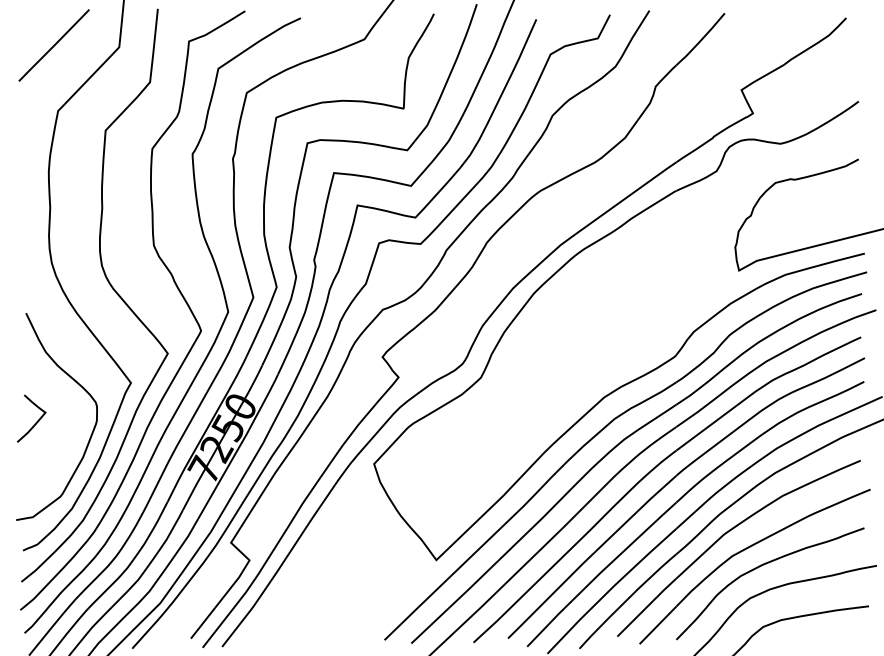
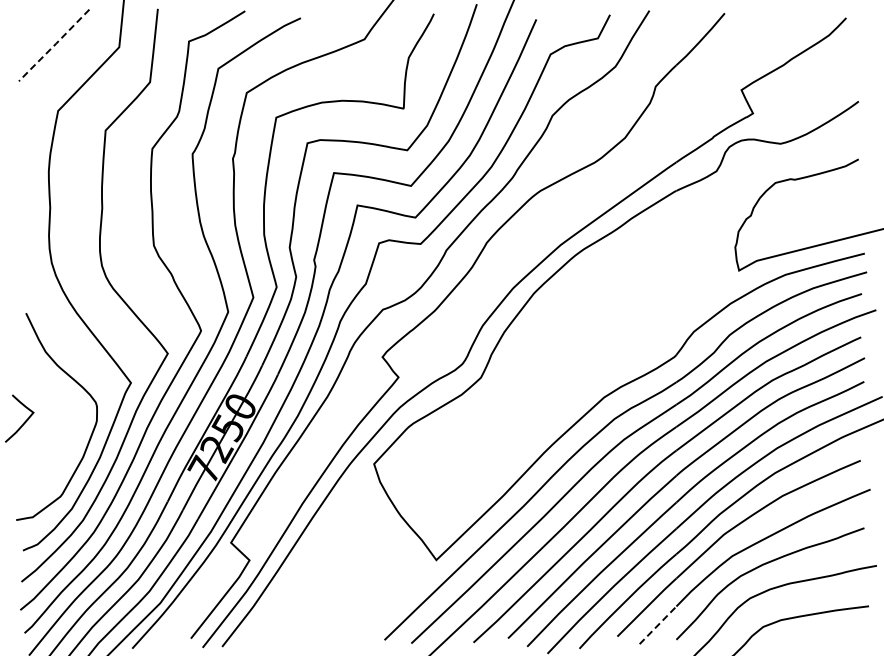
line: solid -> dashed (54, 45)
curve position: (35, 422) -> (23, 422) (23, 422)
line: solid -> dashed (657, 625)
